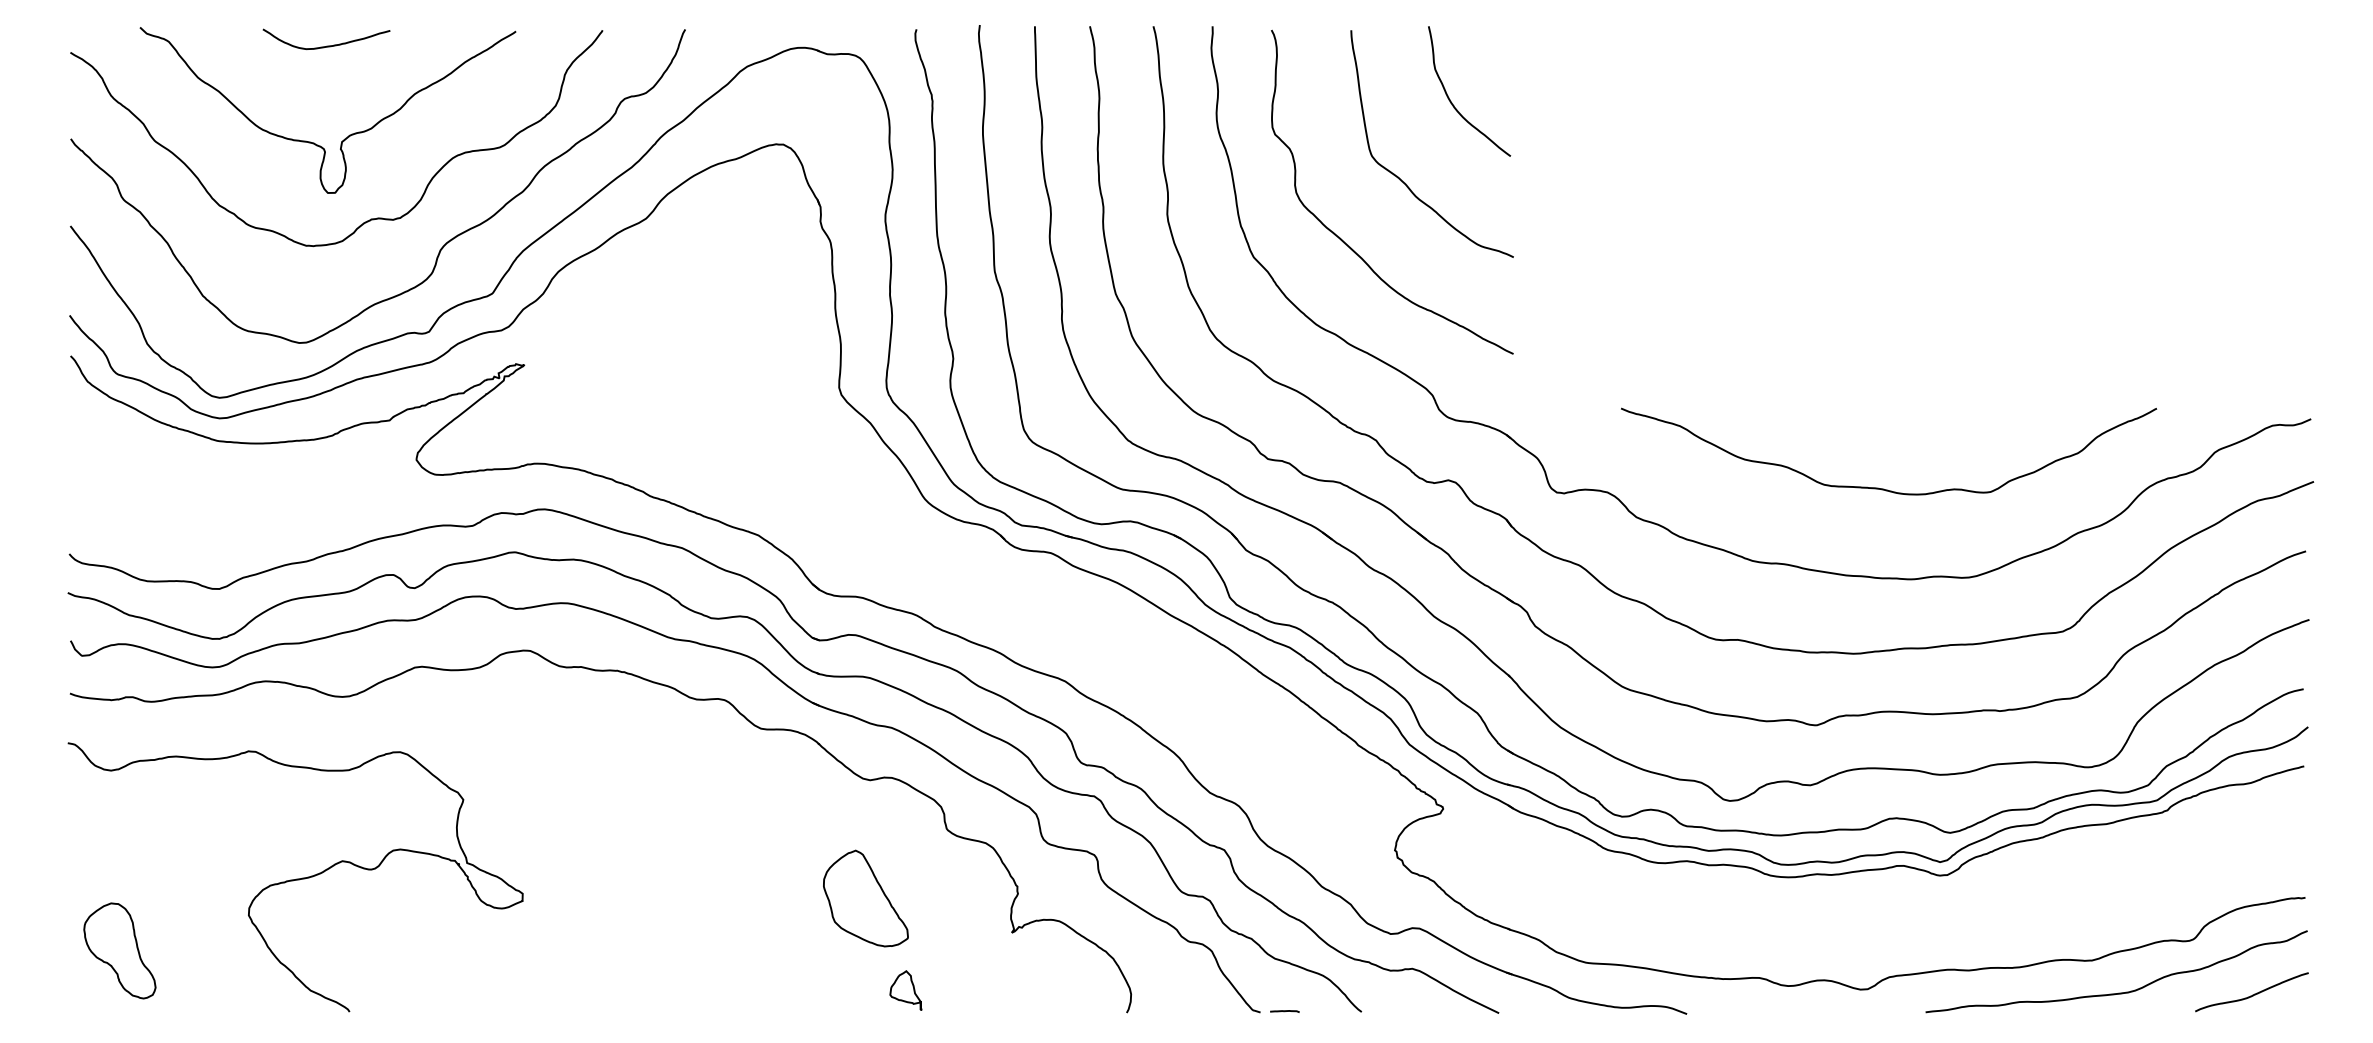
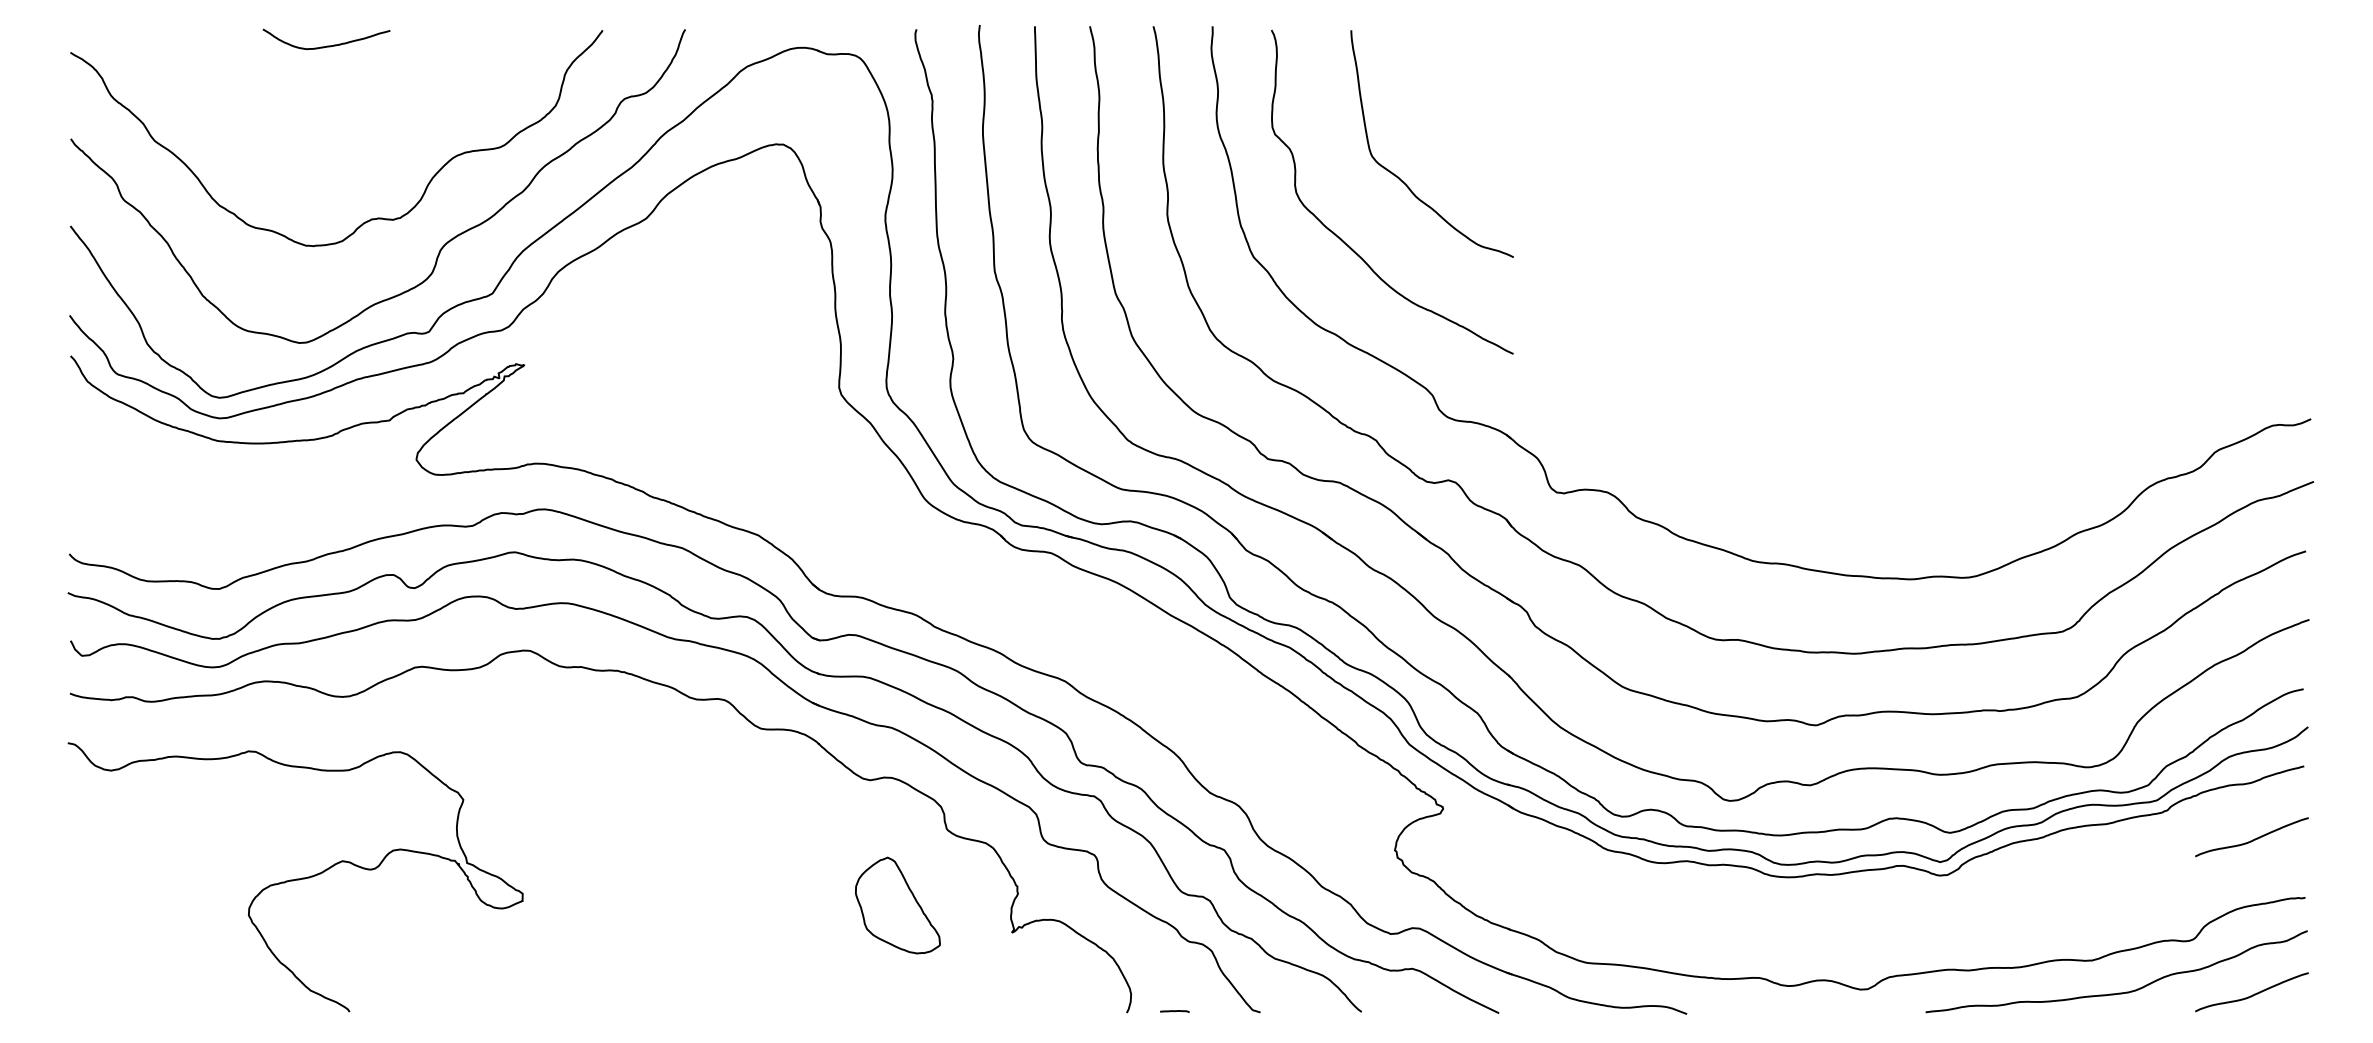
curve: present -> none (1452, 102)
curve: present -> none (349, 134)
curve: present -> none (1883, 488)
curve: none -> present (2252, 839)
part position: (865, 898) -> (897, 905) (897, 905)
part: present -> none (119, 950)
part: present -> none (905, 990)
line position: (1284, 1011) -> (1174, 1011) (1174, 1011)
